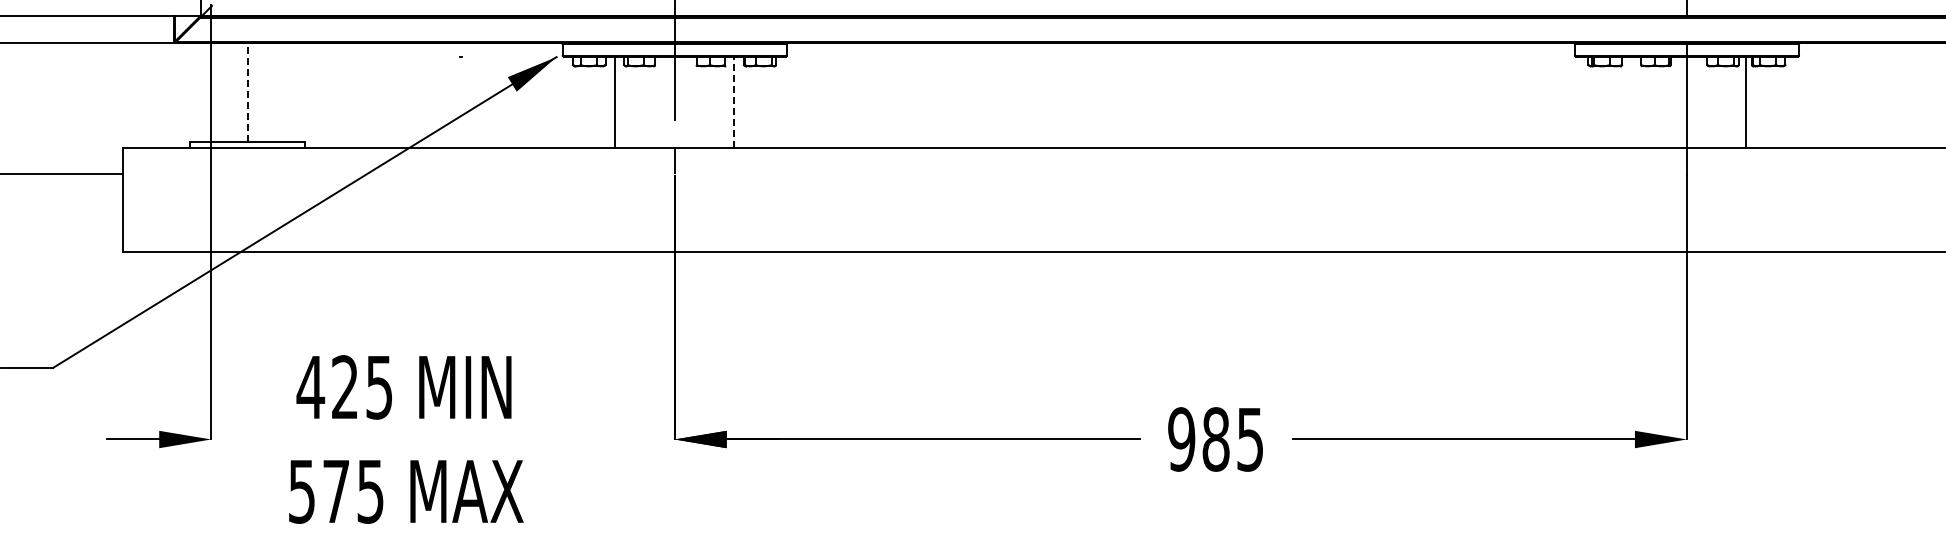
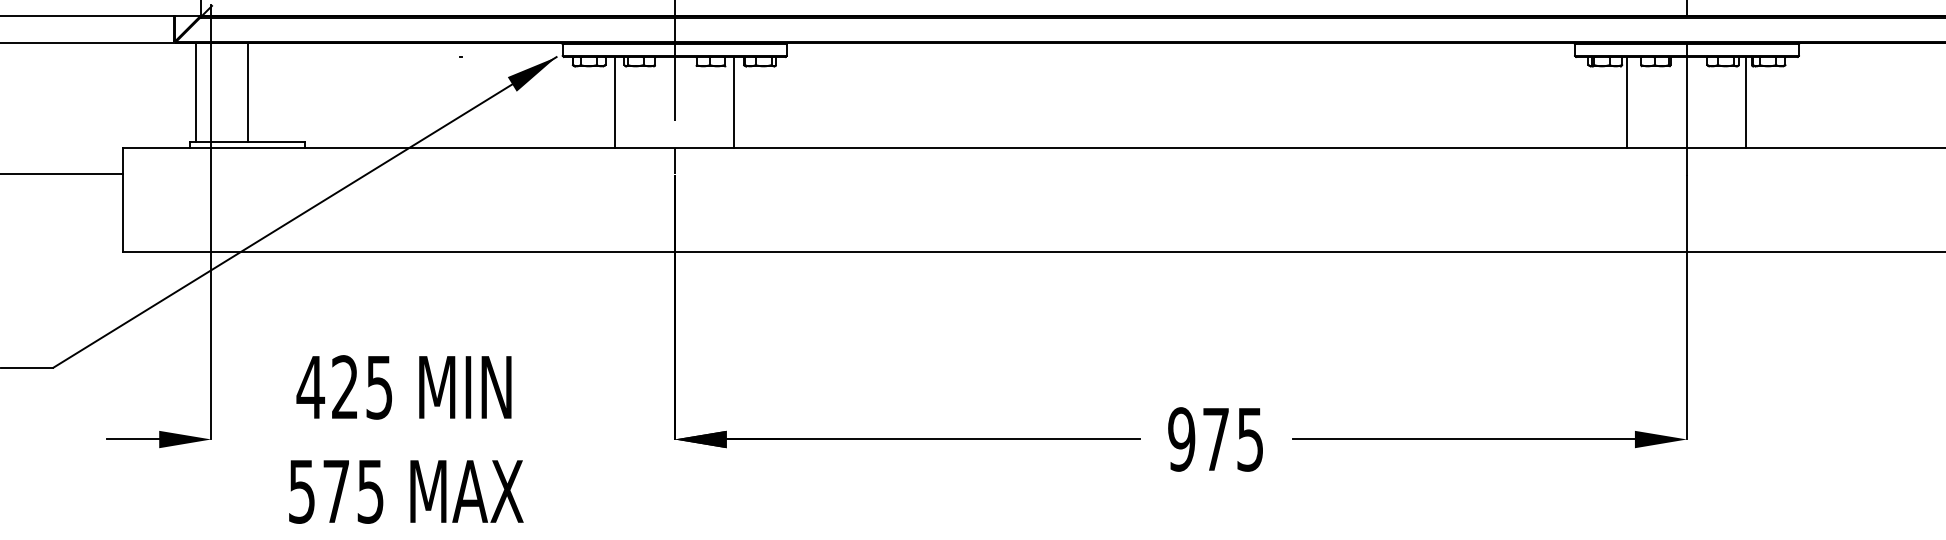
line: none -> present (195, 92)
line: dashed -> solid (247, 92)
line: dashed -> solid (734, 101)
line: none -> present (1627, 101)
text: 985 -> 975 (1215, 439)
